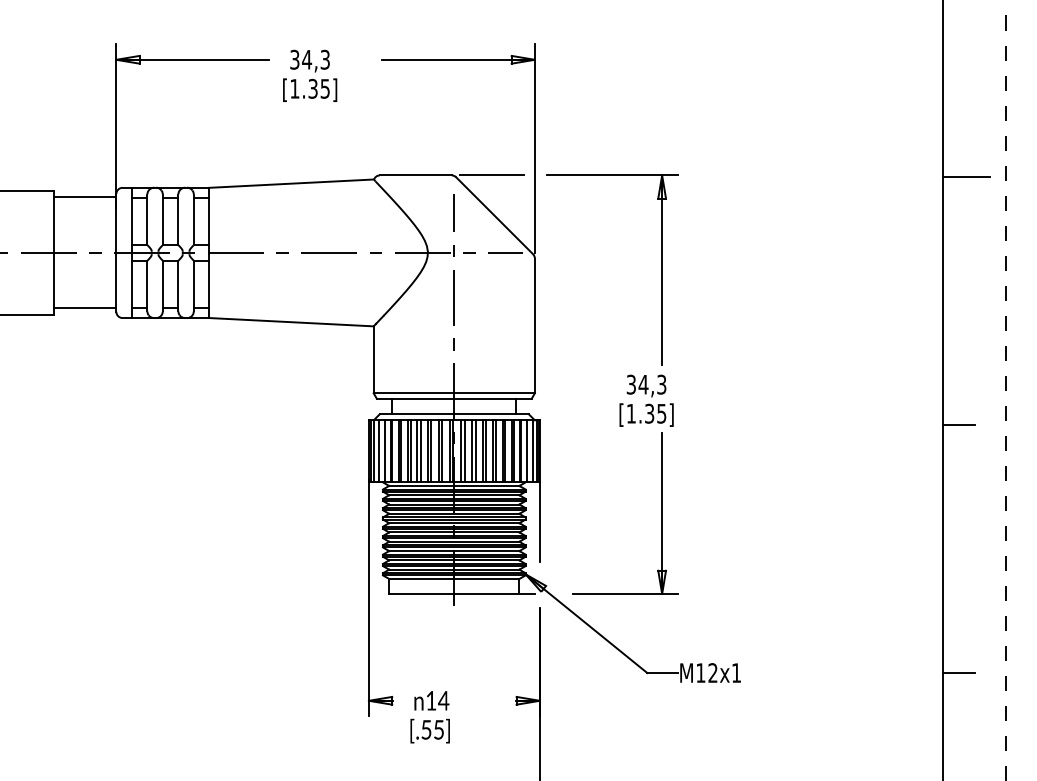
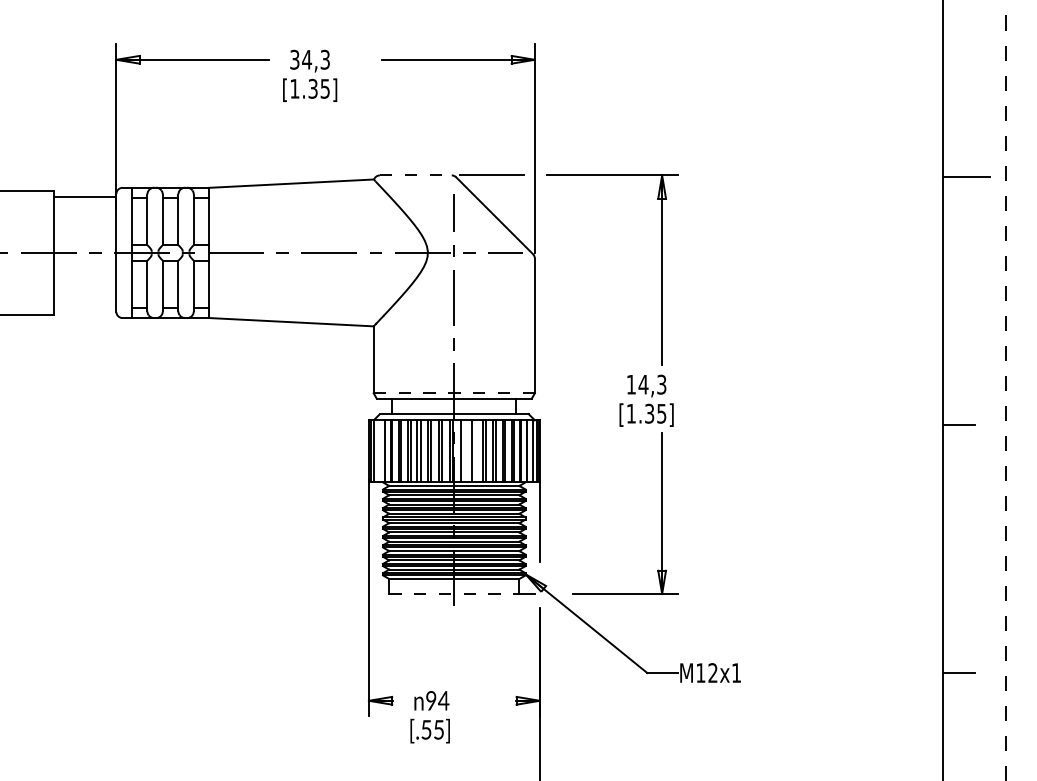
line: solid -> dashed (415, 175)
line: present -> none (85, 308)
text: 34,3 -> 14,3 (630, 384)
line: solid -> dashed (454, 393)
line: present -> none (378, 451)
line: present -> none (464, 451)
line: present -> none (475, 451)
line: solid -> dashed (454, 593)
text: 14 -> 94 (431, 700)
